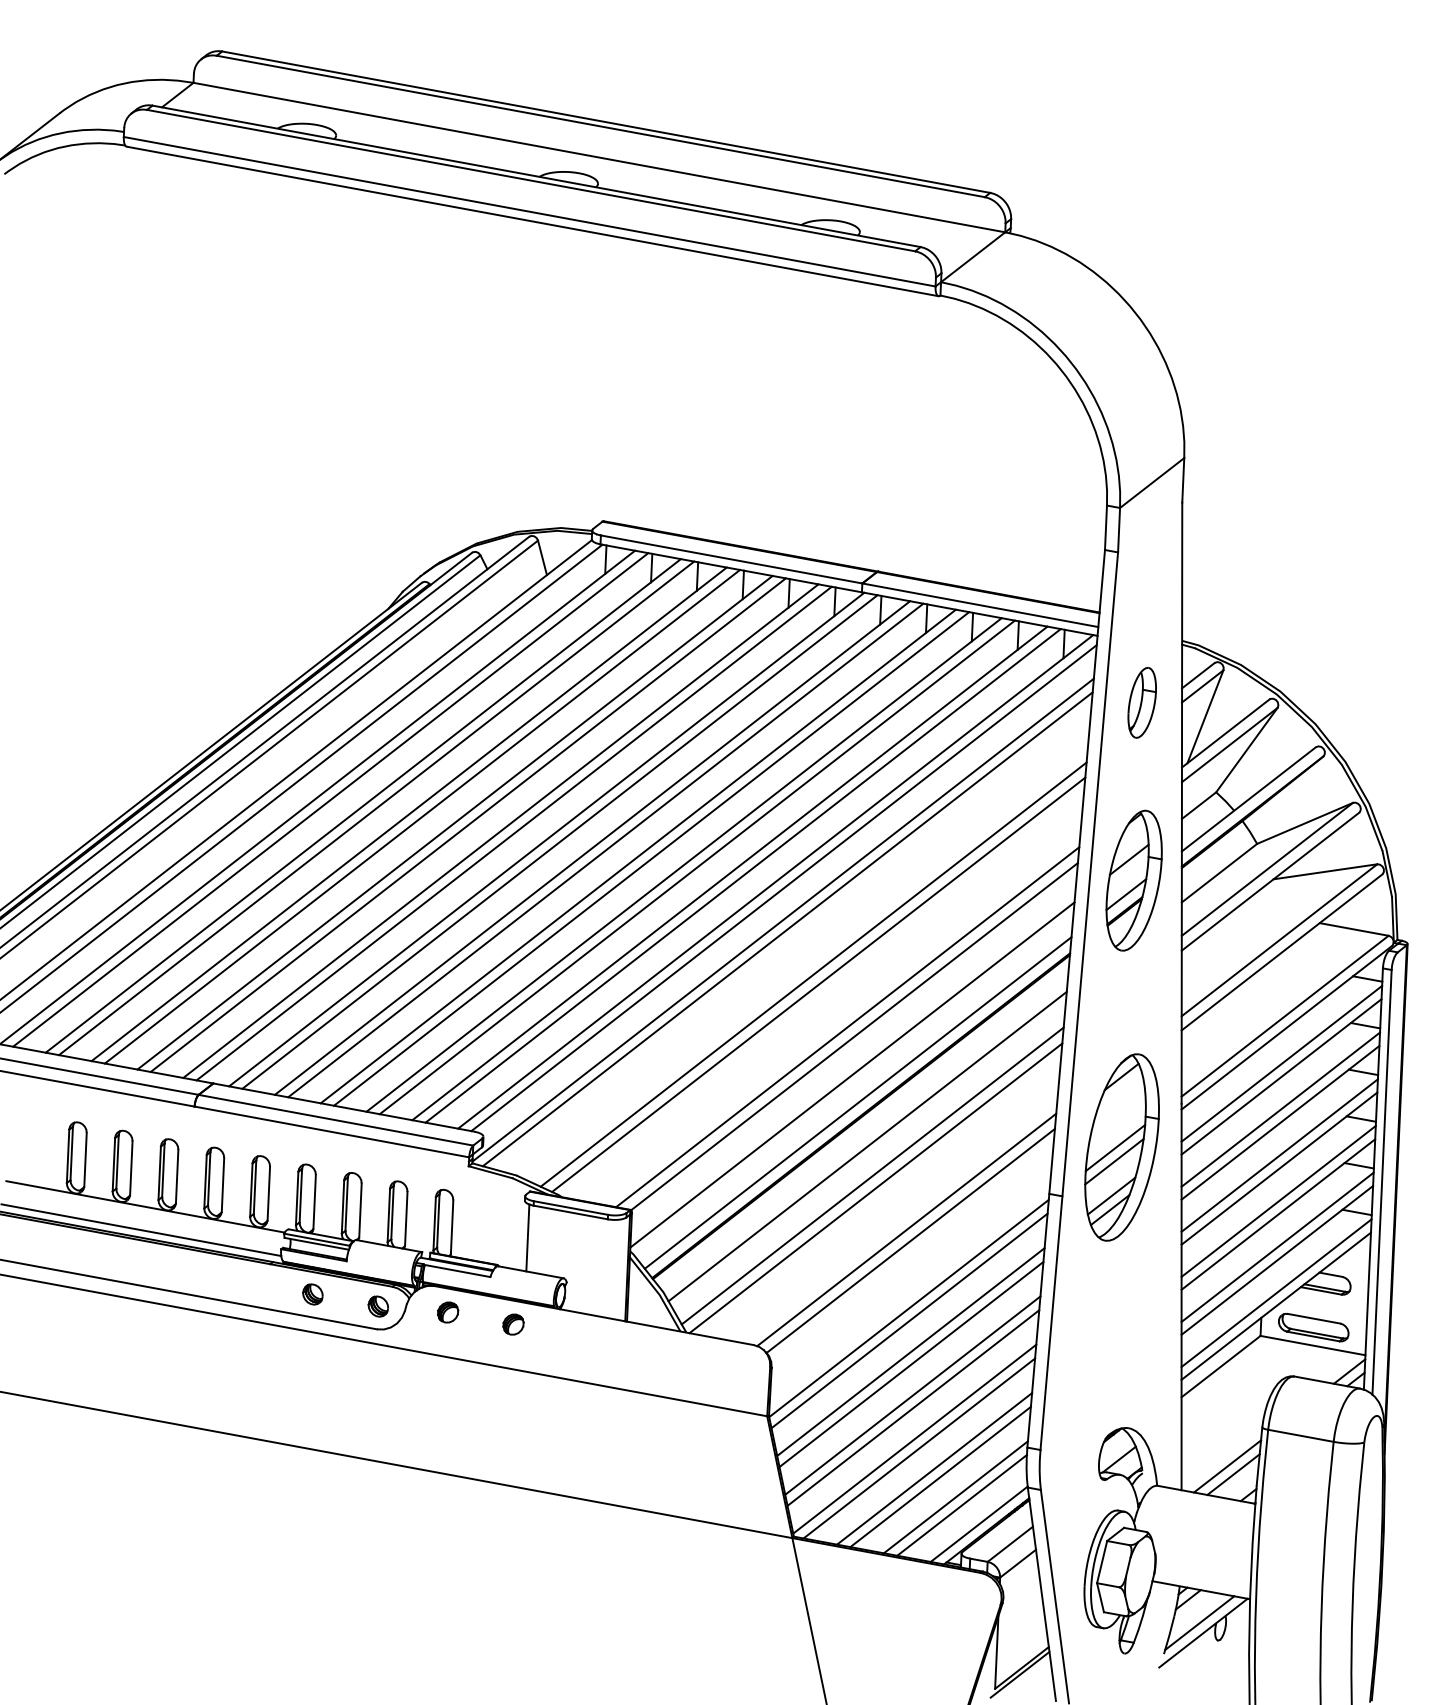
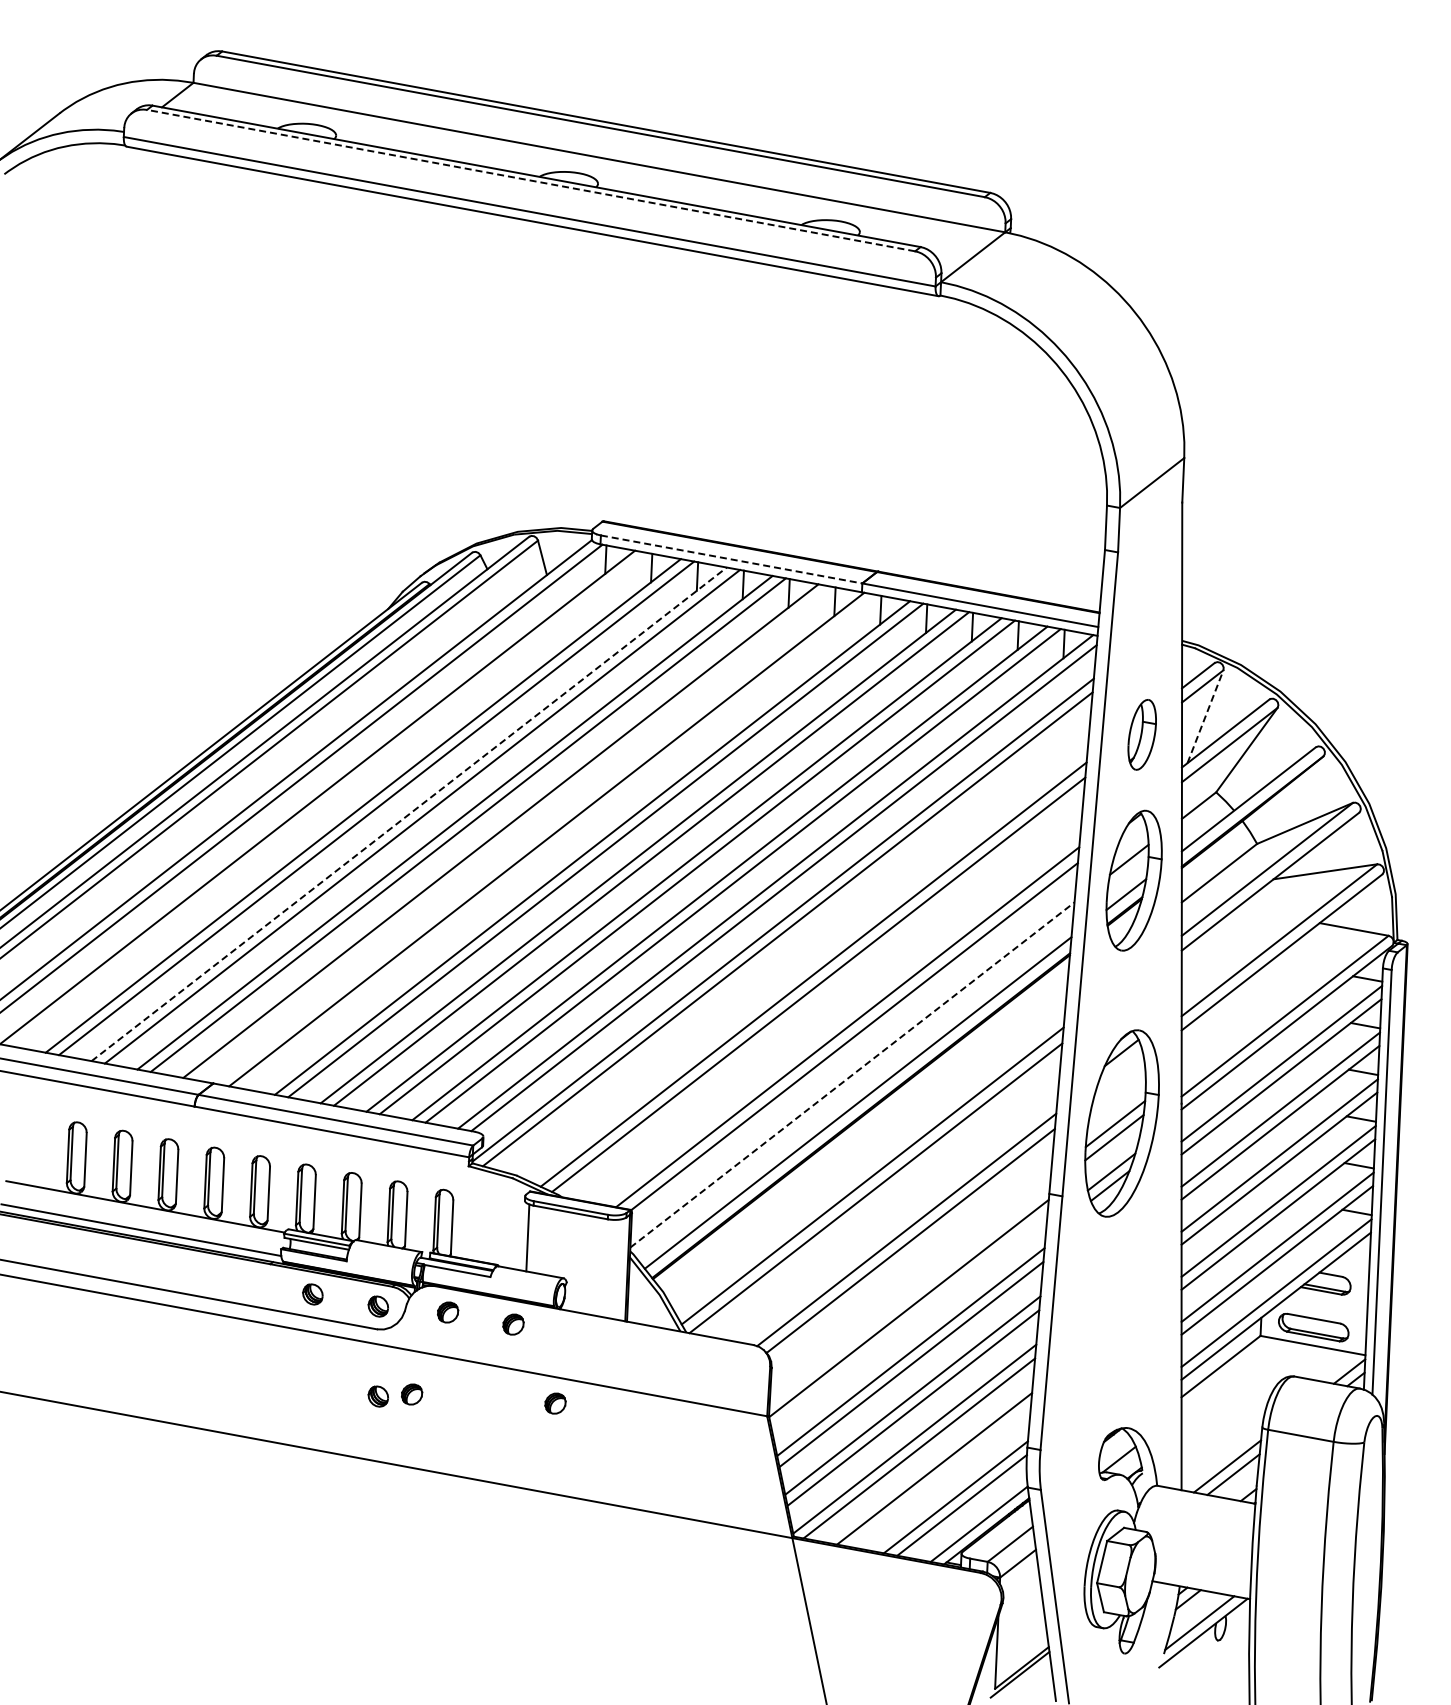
line: solid -> dashed (531, 180)
line: solid -> dashed (731, 559)
part position: (1141, 702) -> (1141, 734) (1141, 734)
line: solid -> dashed (1205, 716)
line: present -> none (330, 799)
line: solid -> dashed (409, 814)
line: present -> none (513, 833)
line: present -> none (559, 841)
line: solid -> dashed (852, 1074)
line: present -> none (867, 1146)
part position: (1121, 1147) -> (1121, 1123) (1121, 1123)
line: present -> none (909, 1320)
part: none -> present (412, 1394)
part: none -> present (377, 1396)
part: none -> present (555, 1403)
line: present -> none (940, 1476)
